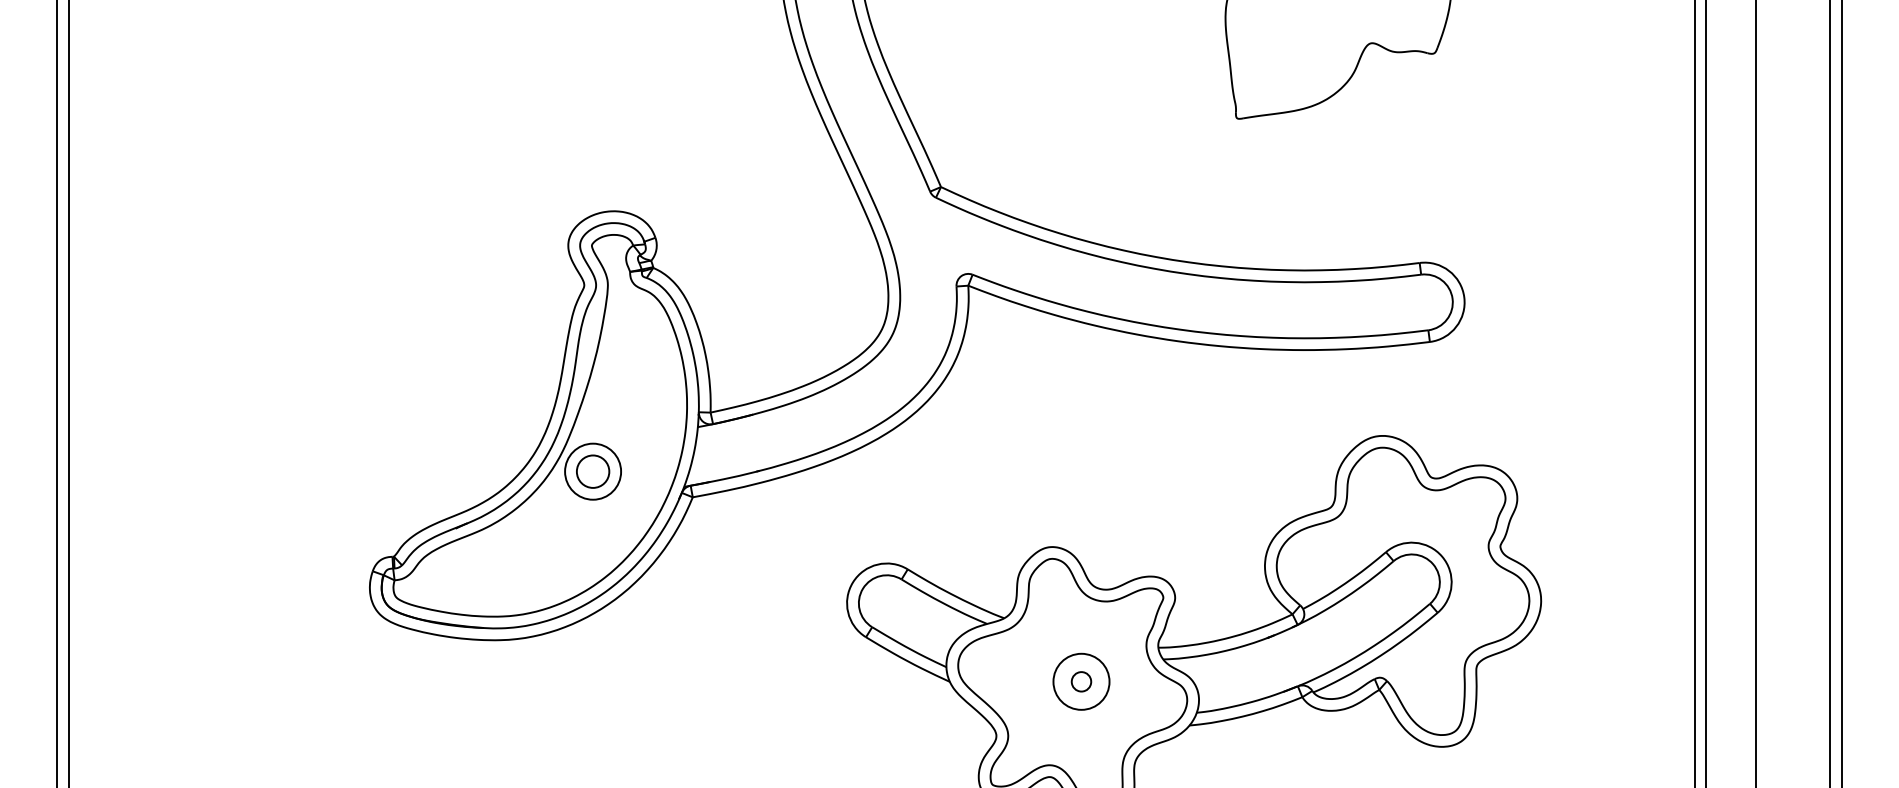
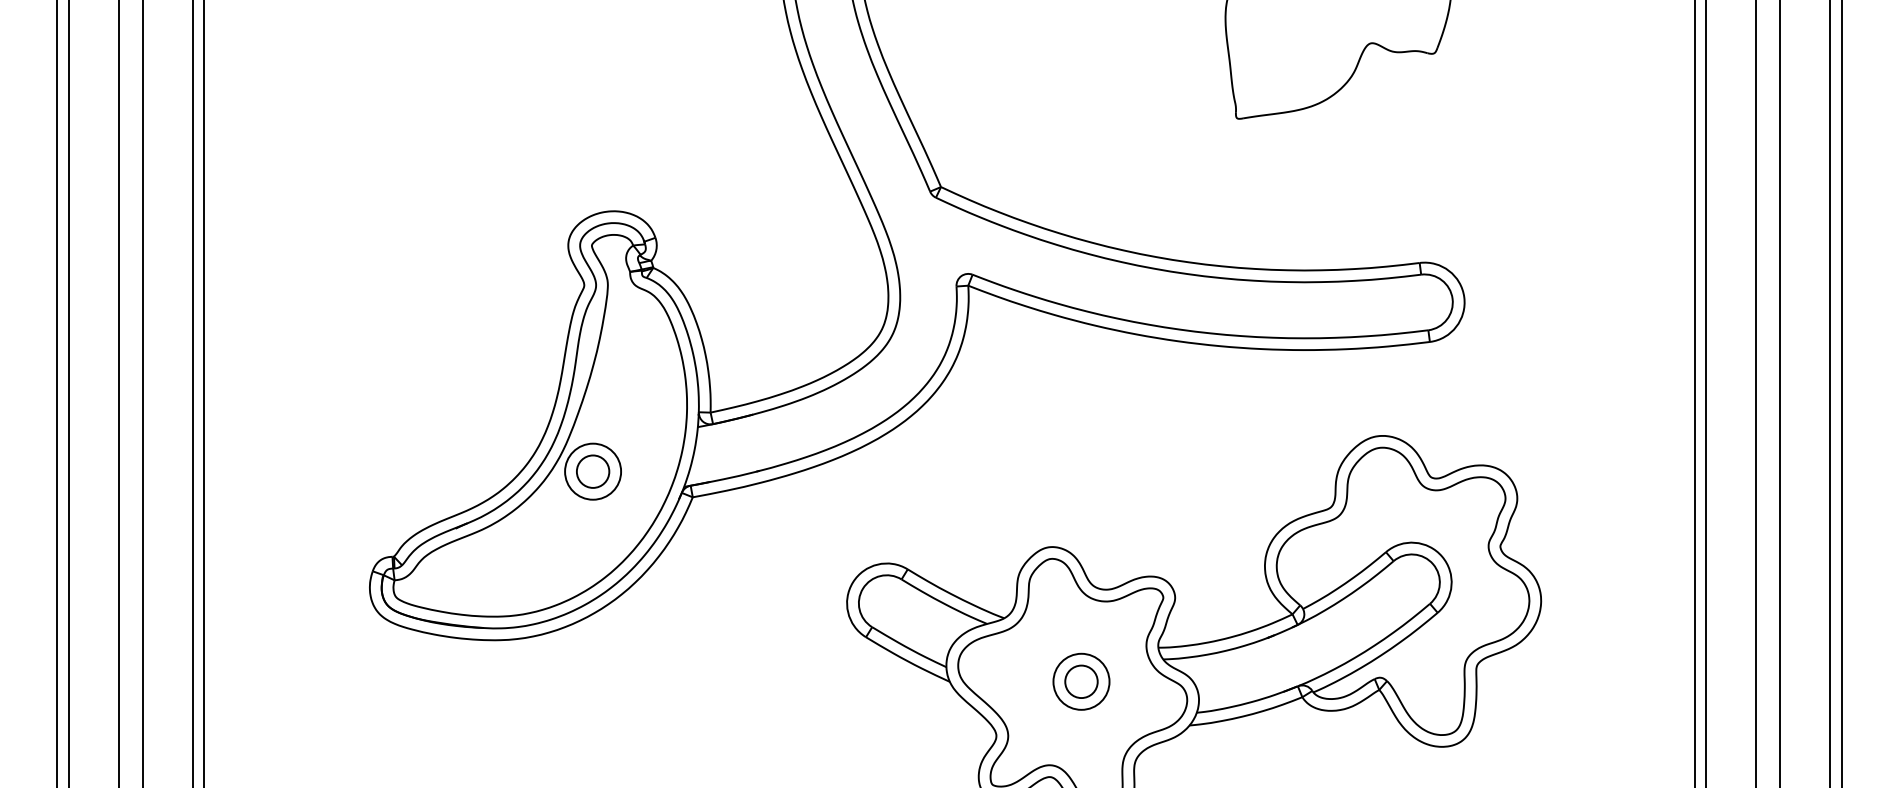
line: none -> present (118, 393)
line: none -> present (142, 393)
line: none -> present (192, 393)
line: none -> present (204, 393)
line: none -> present (1780, 393)
circle diameter: 19 px -> 32 px (1081, 681)
